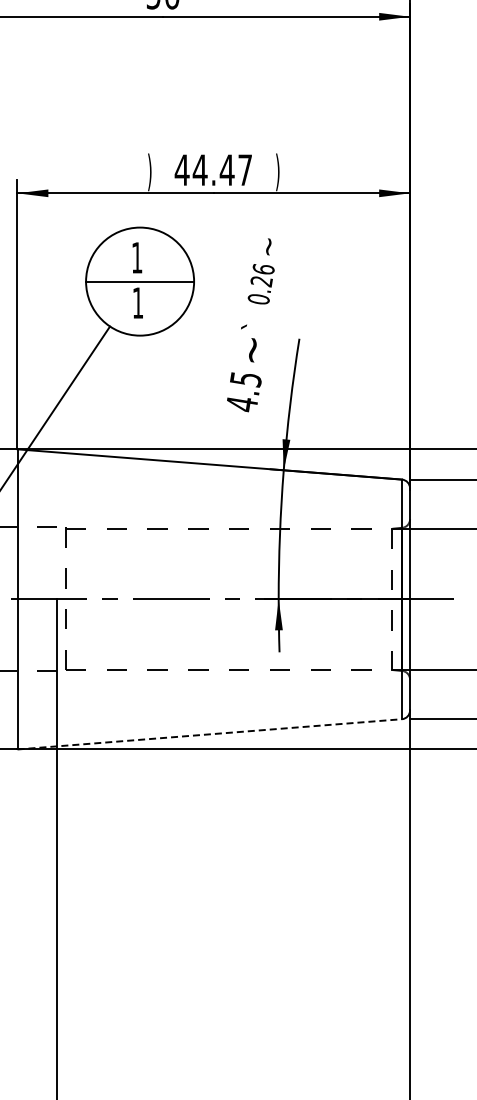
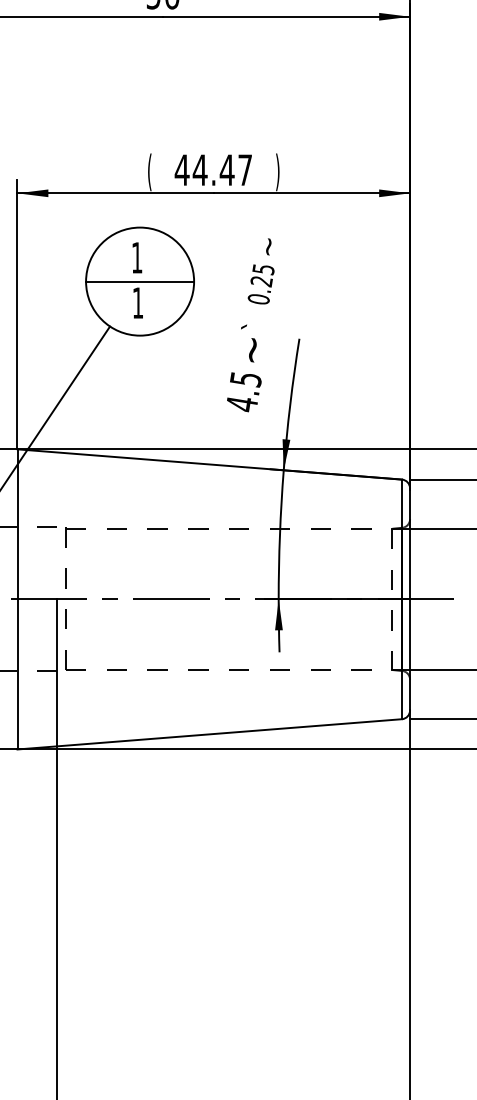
text: ) -> ( (149, 172)
text: 0.26 -> 0.25 (263, 269)
line: dashed -> solid (209, 734)
